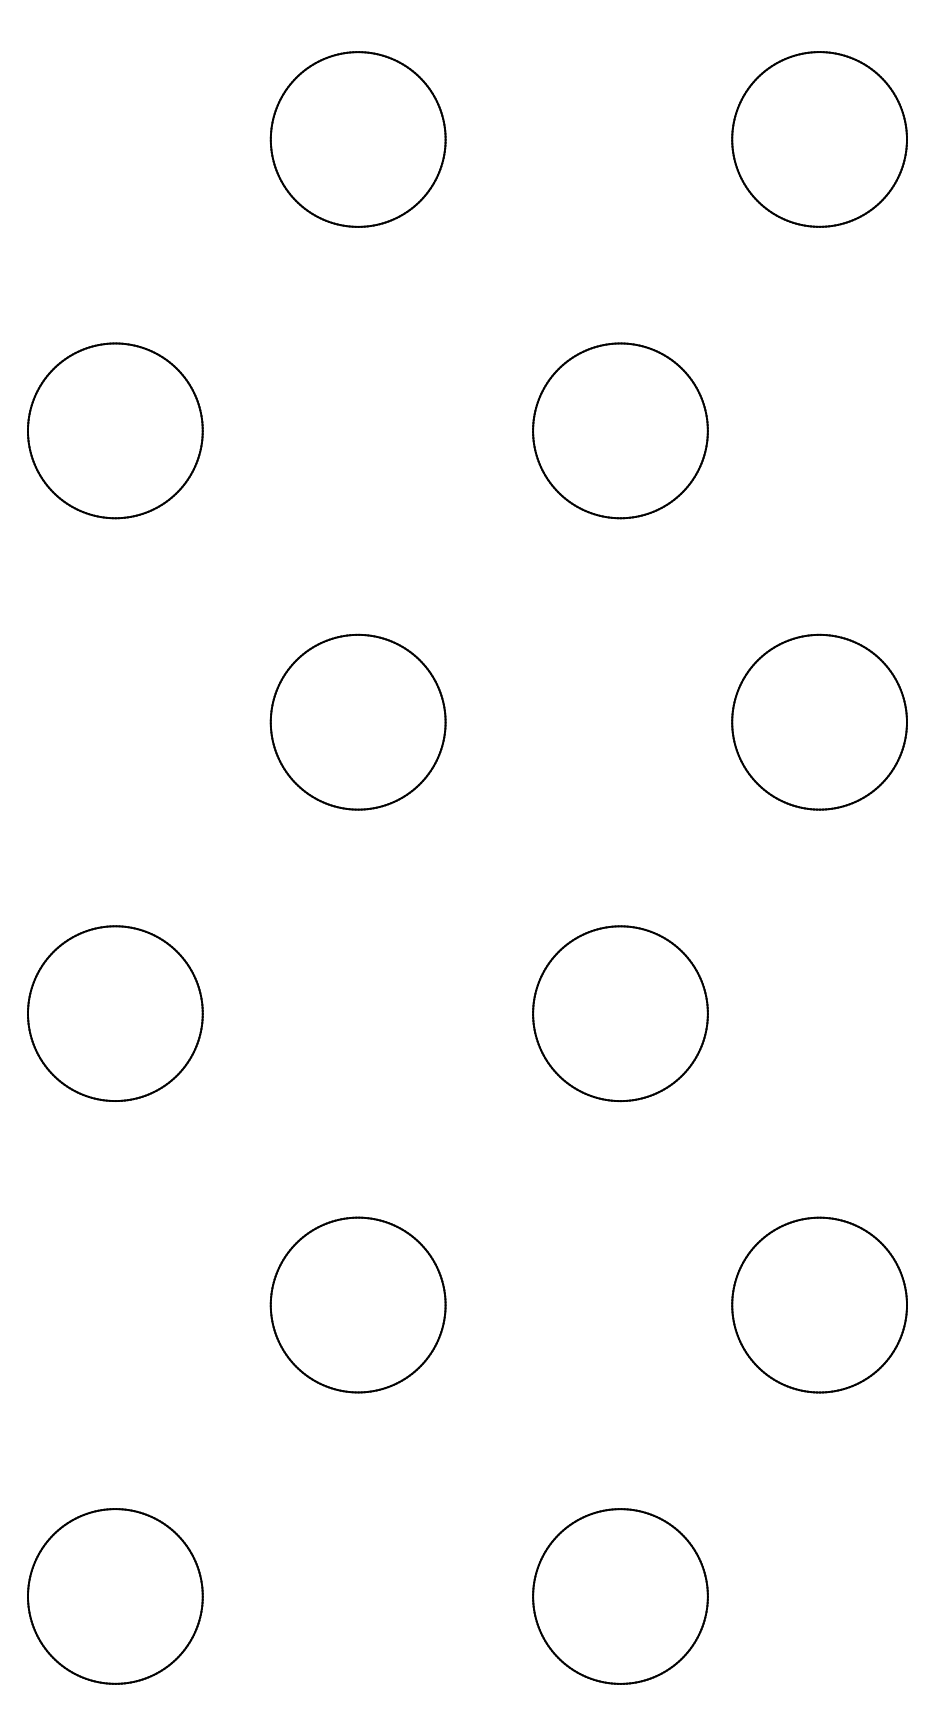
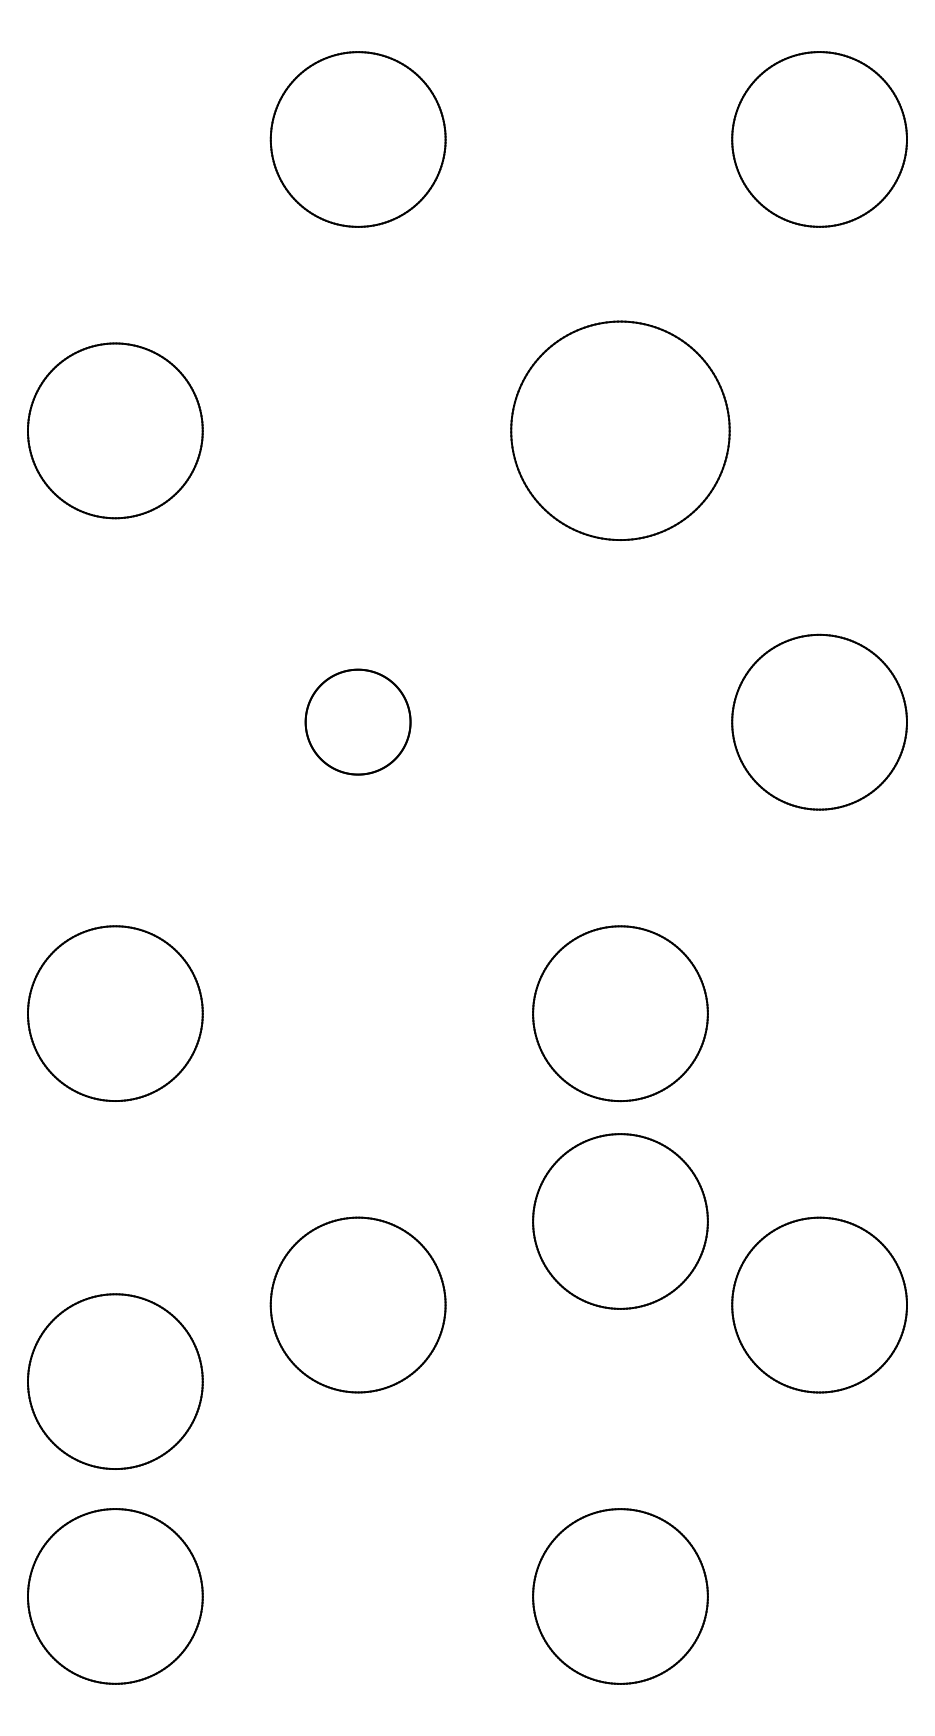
part size: 177x178 px -> 221x221 px (620, 430)
part size: 178x178 px -> 108x108 px (357, 721)
part: none -> present (620, 1221)
part: none -> present (115, 1381)
